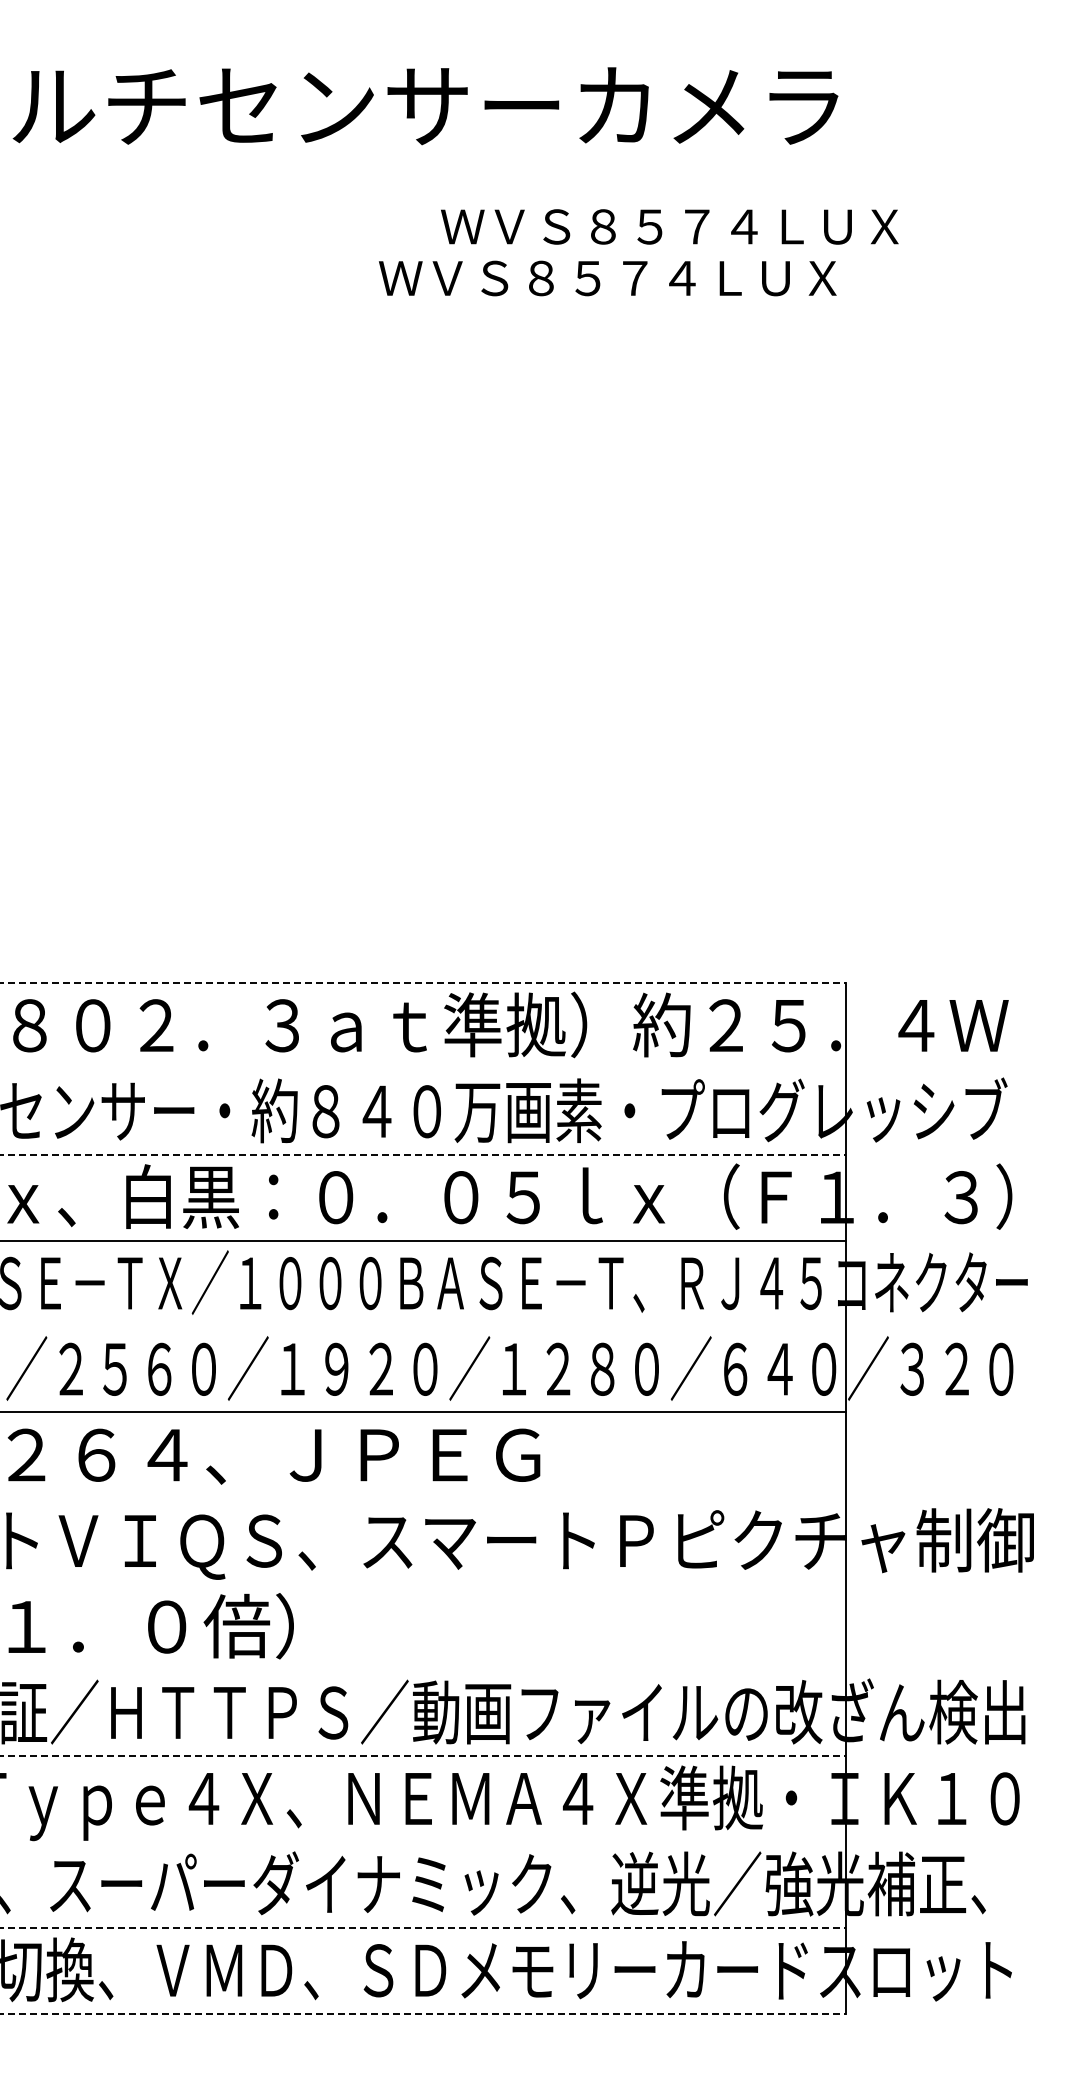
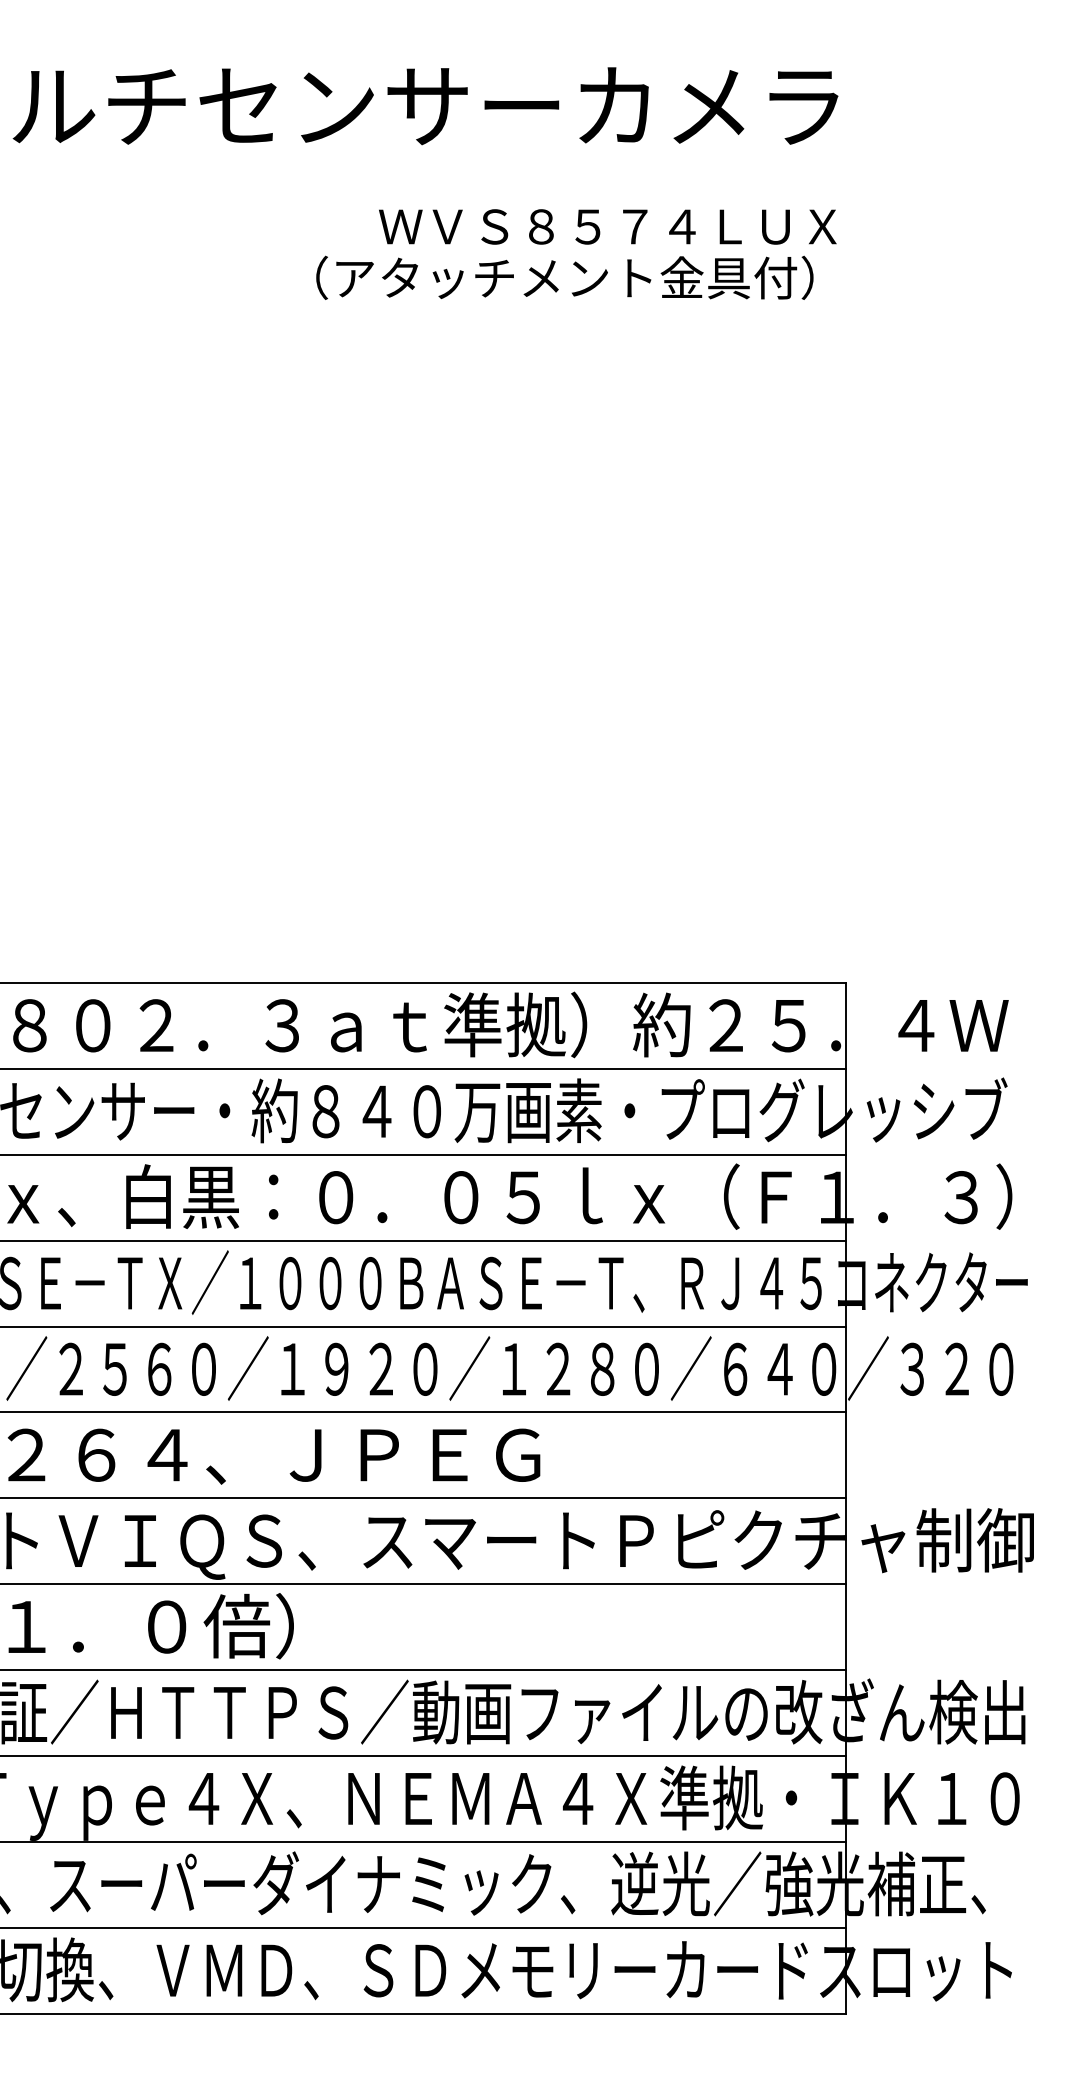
text position: (669, 226) -> (607, 226) (607, 226)
text: ＷＶＳ８５７４ＬＵＸ -> （アタッチメント金具付） (576, 277)
line: dashed -> solid (423, 982)
line: none -> present (424, 1068)
line: dashed -> solid (423, 1154)
line: none -> present (424, 1326)
line: none -> present (424, 1498)
line: none -> present (424, 1584)
line: none -> present (424, 1670)
line: dashed -> solid (423, 1756)
line: none -> present (424, 1841)
line: dashed -> solid (423, 1927)
line: dashed -> solid (423, 2013)
